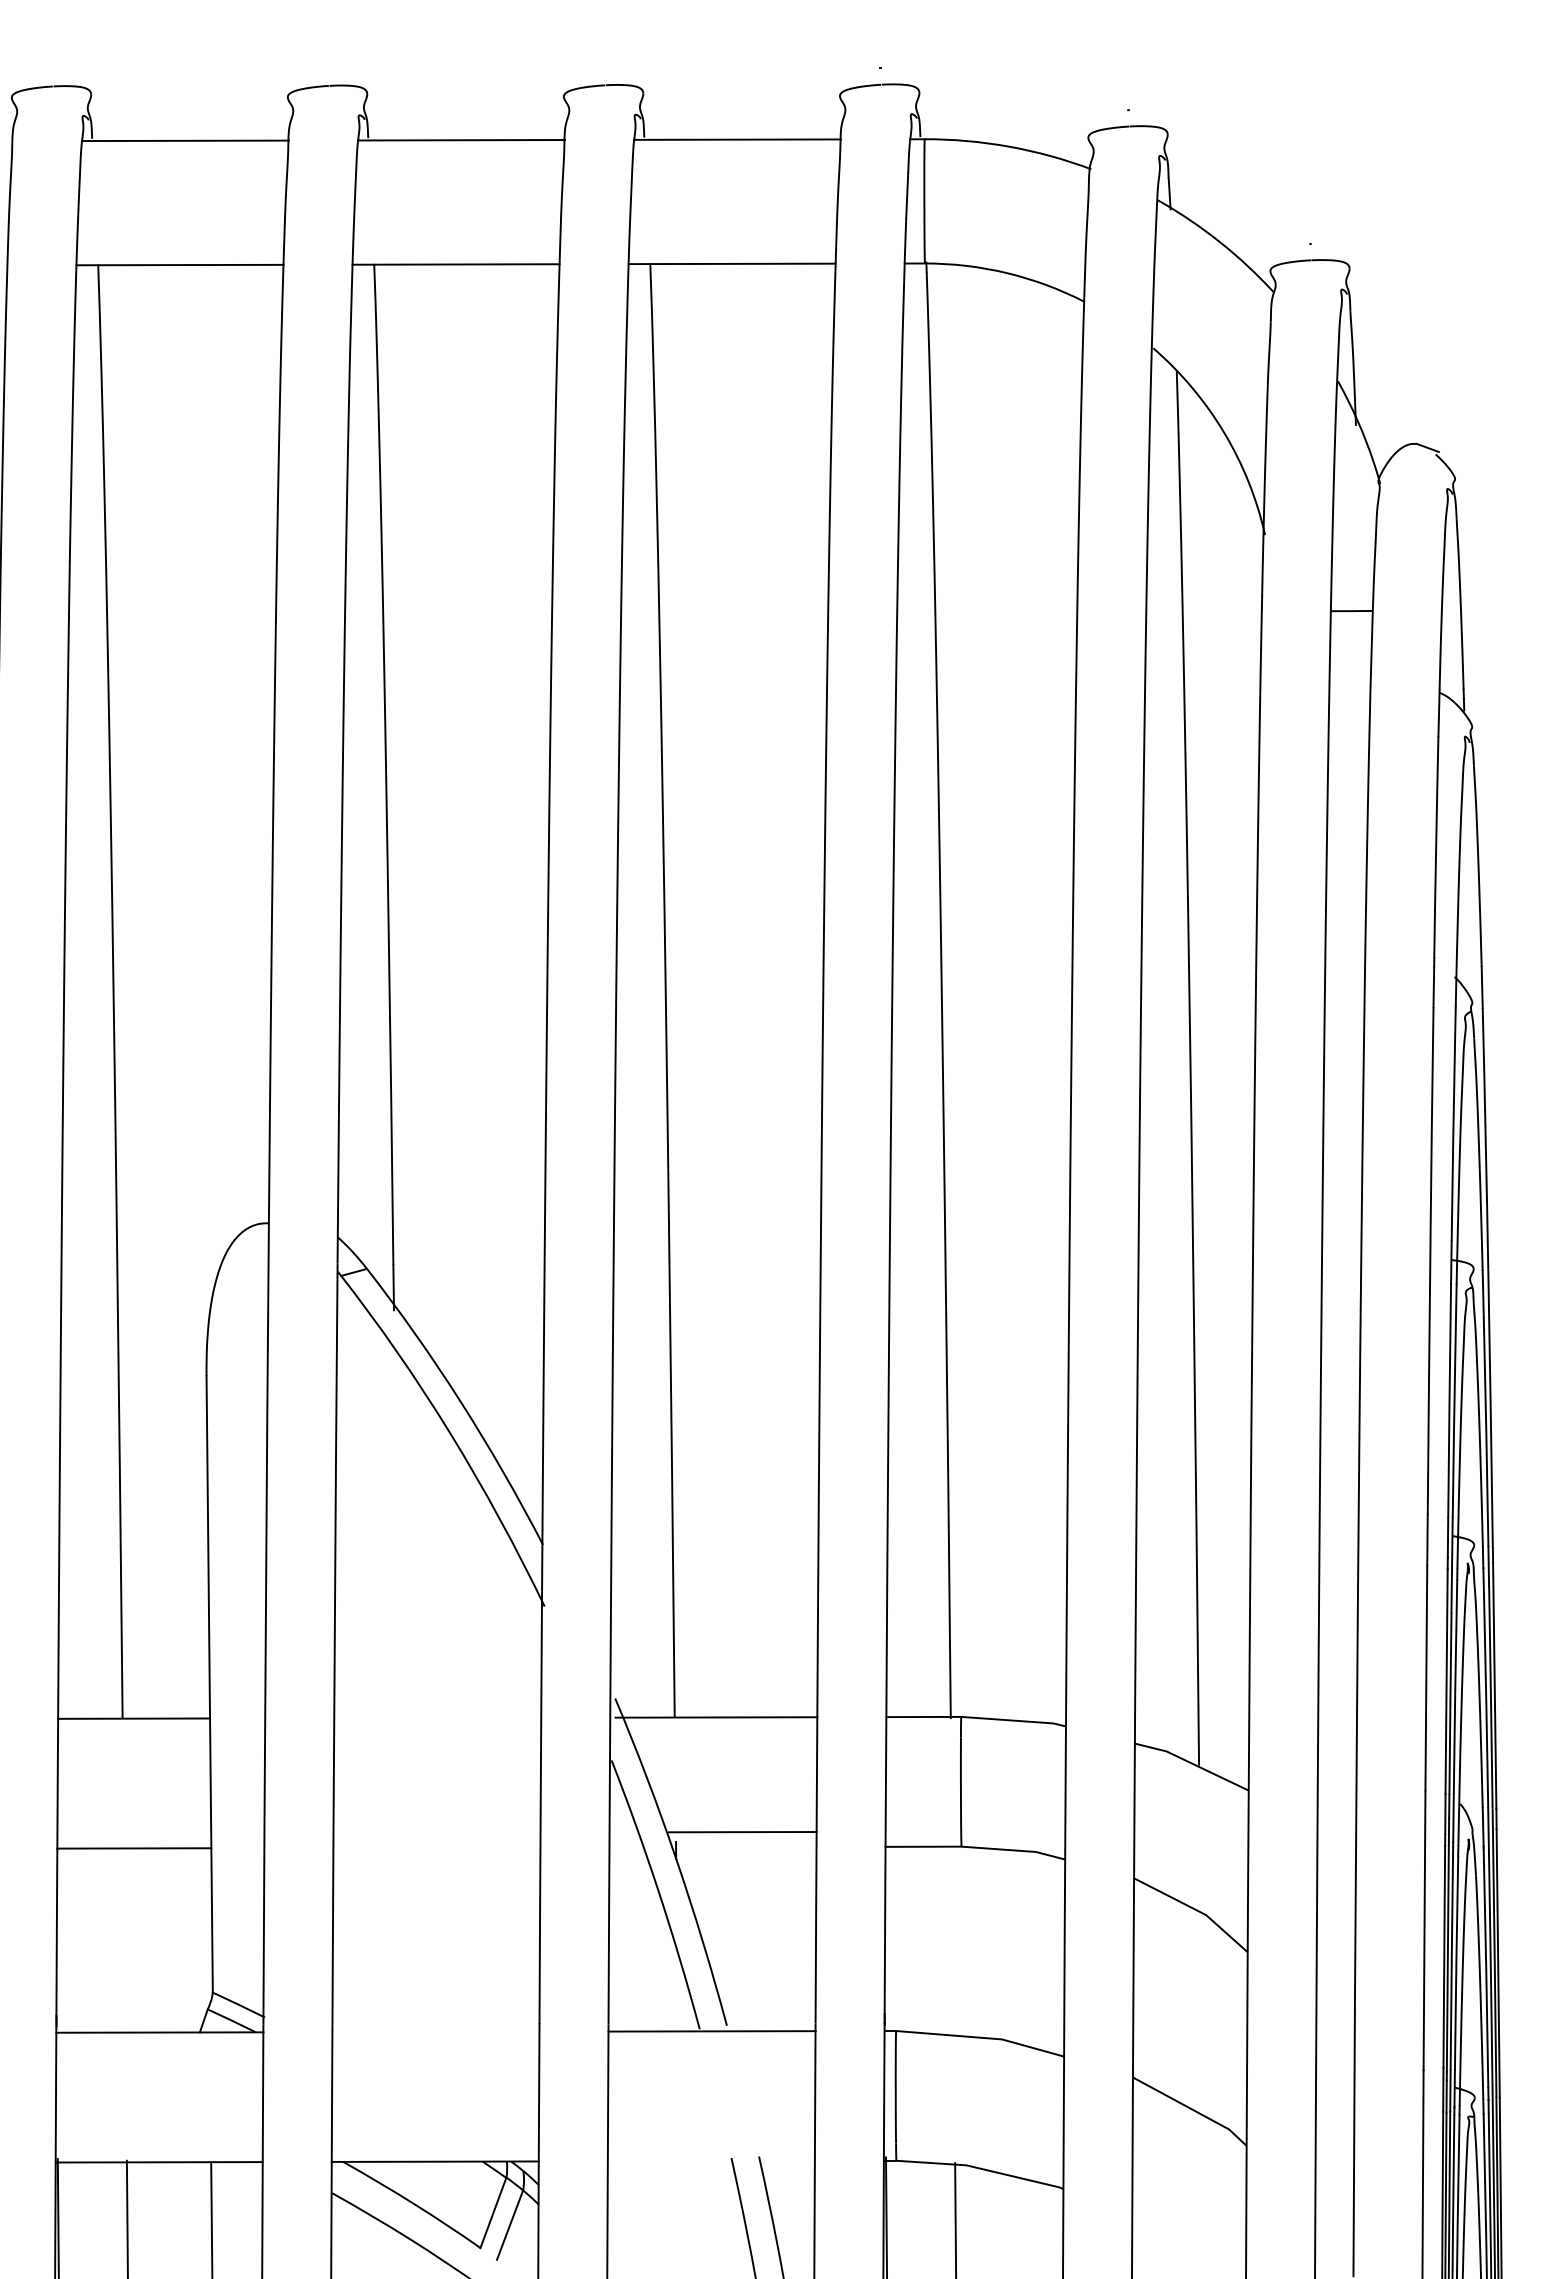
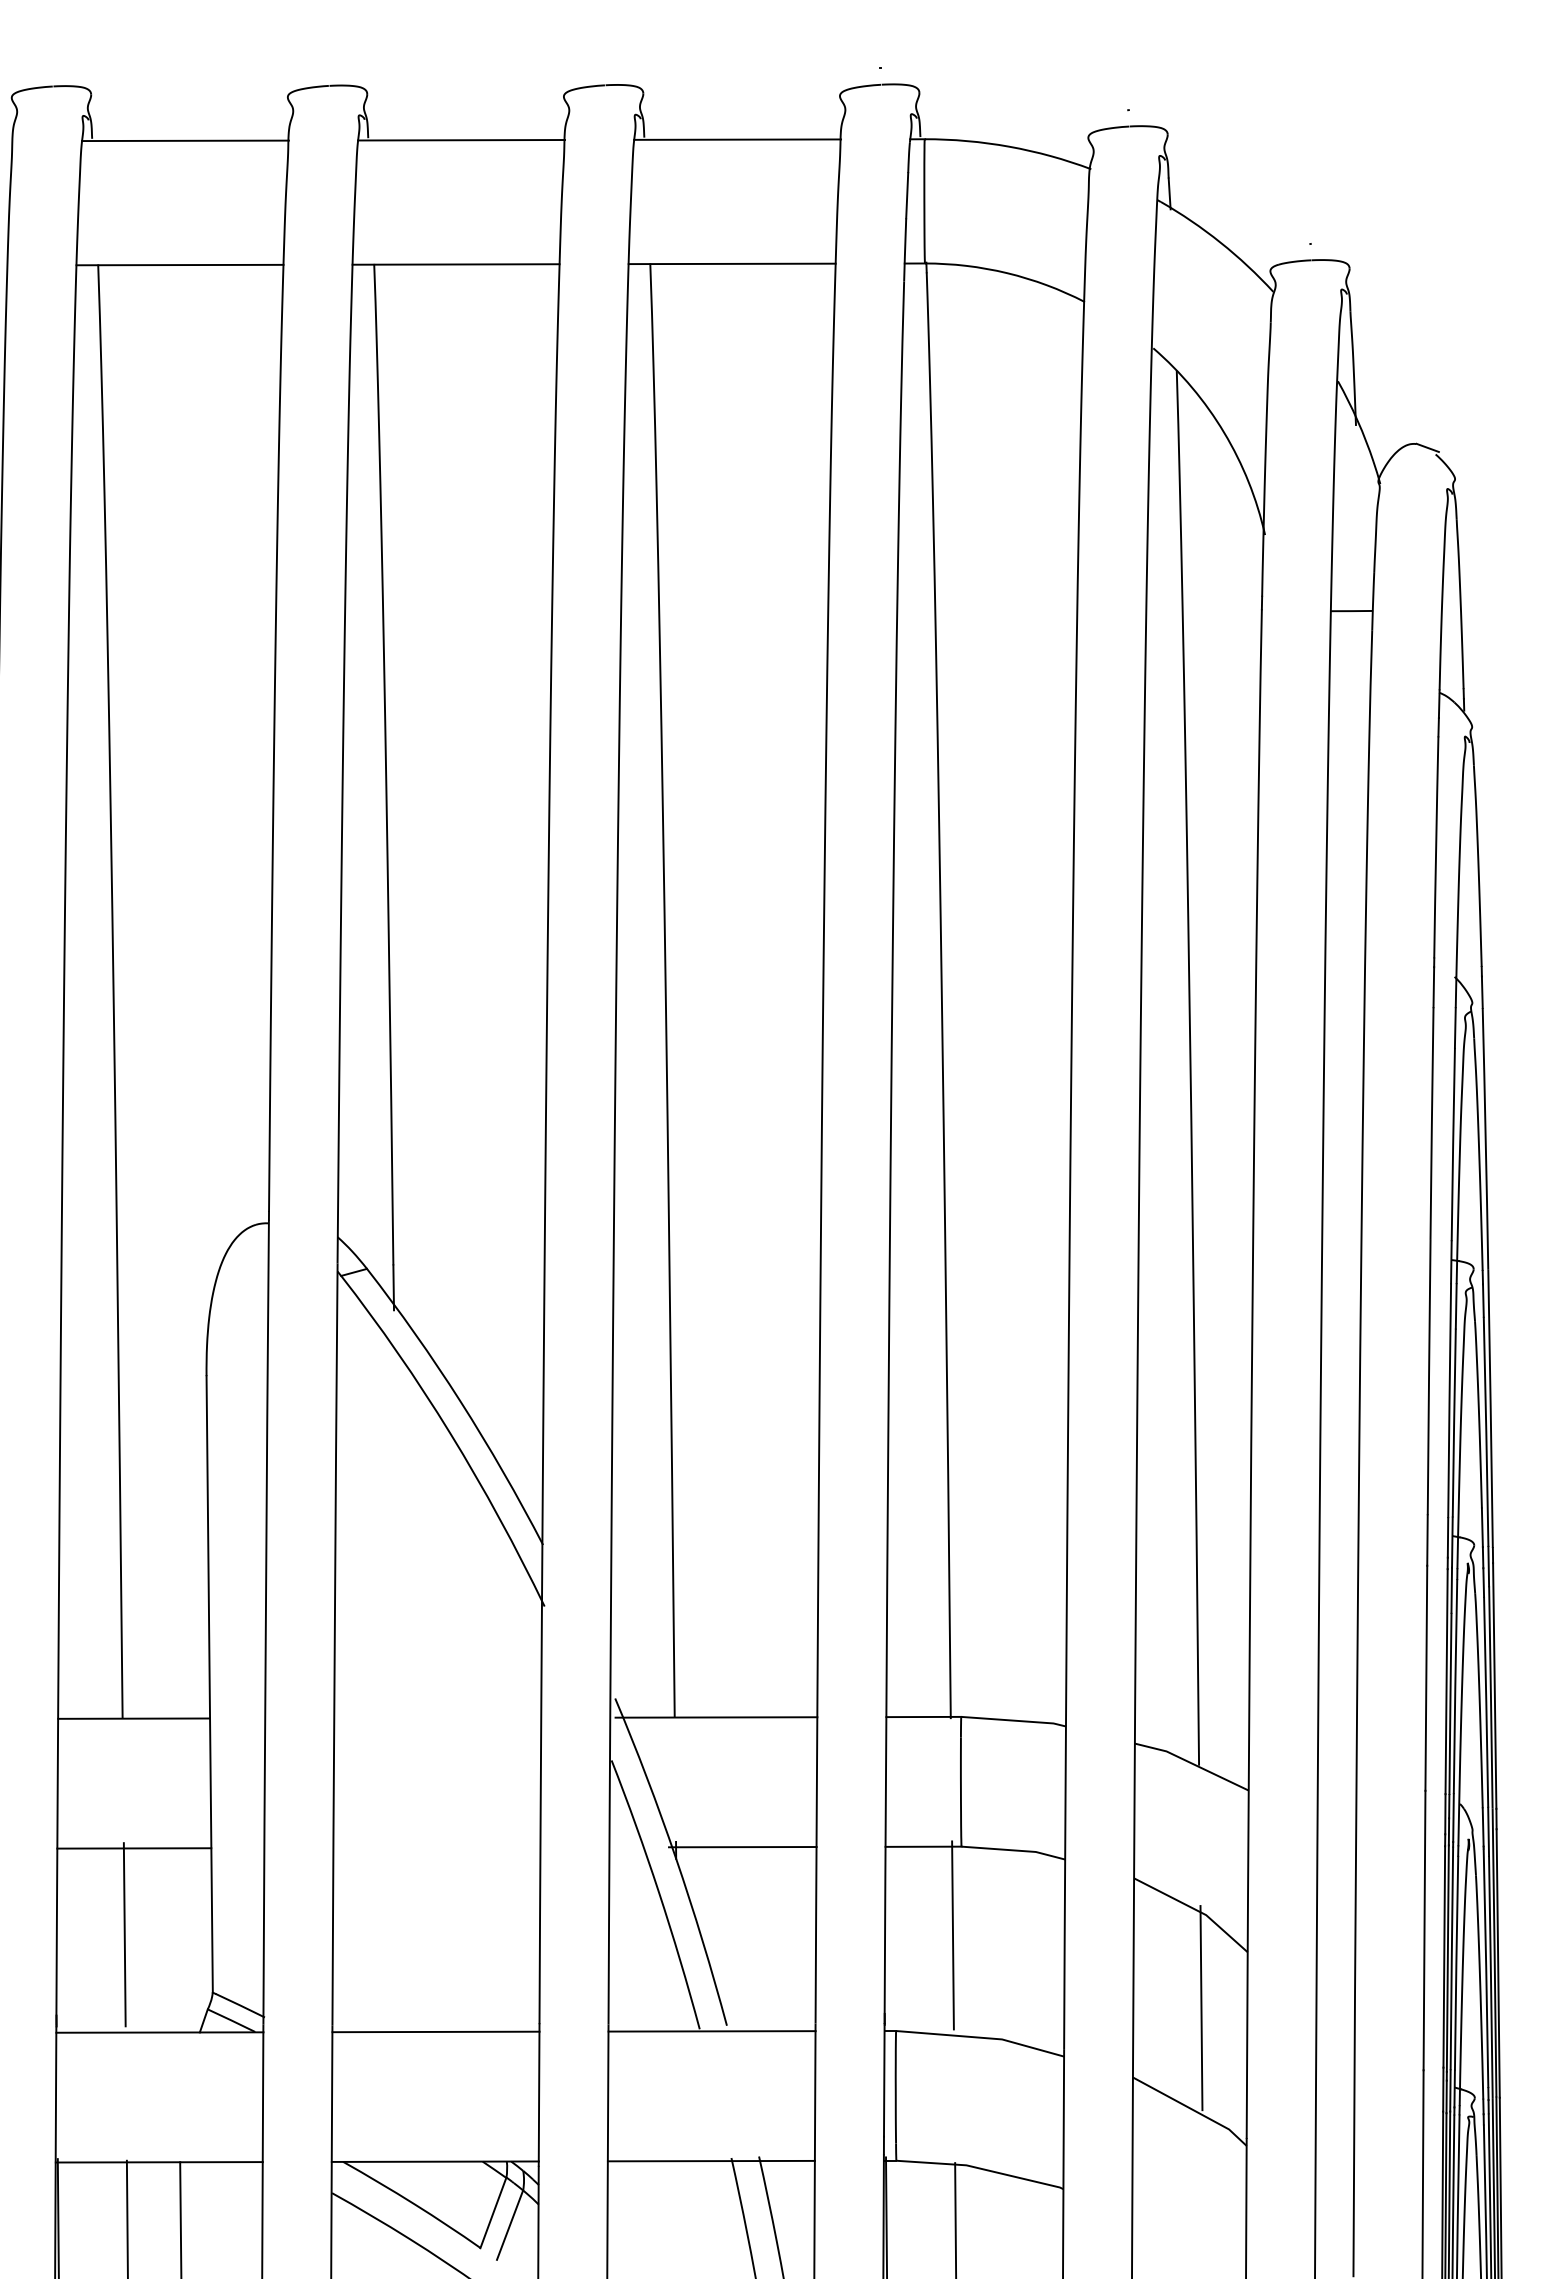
line position: (742, 1832) -> (742, 1847) (742, 1847)
line: none -> present (124, 1934)
line: none -> present (952, 1935)
line: none -> present (1201, 2008)
line: none -> present (435, 2031)
line: none -> present (710, 2160)
line position: (211, 2218) -> (180, 2218) (180, 2218)
